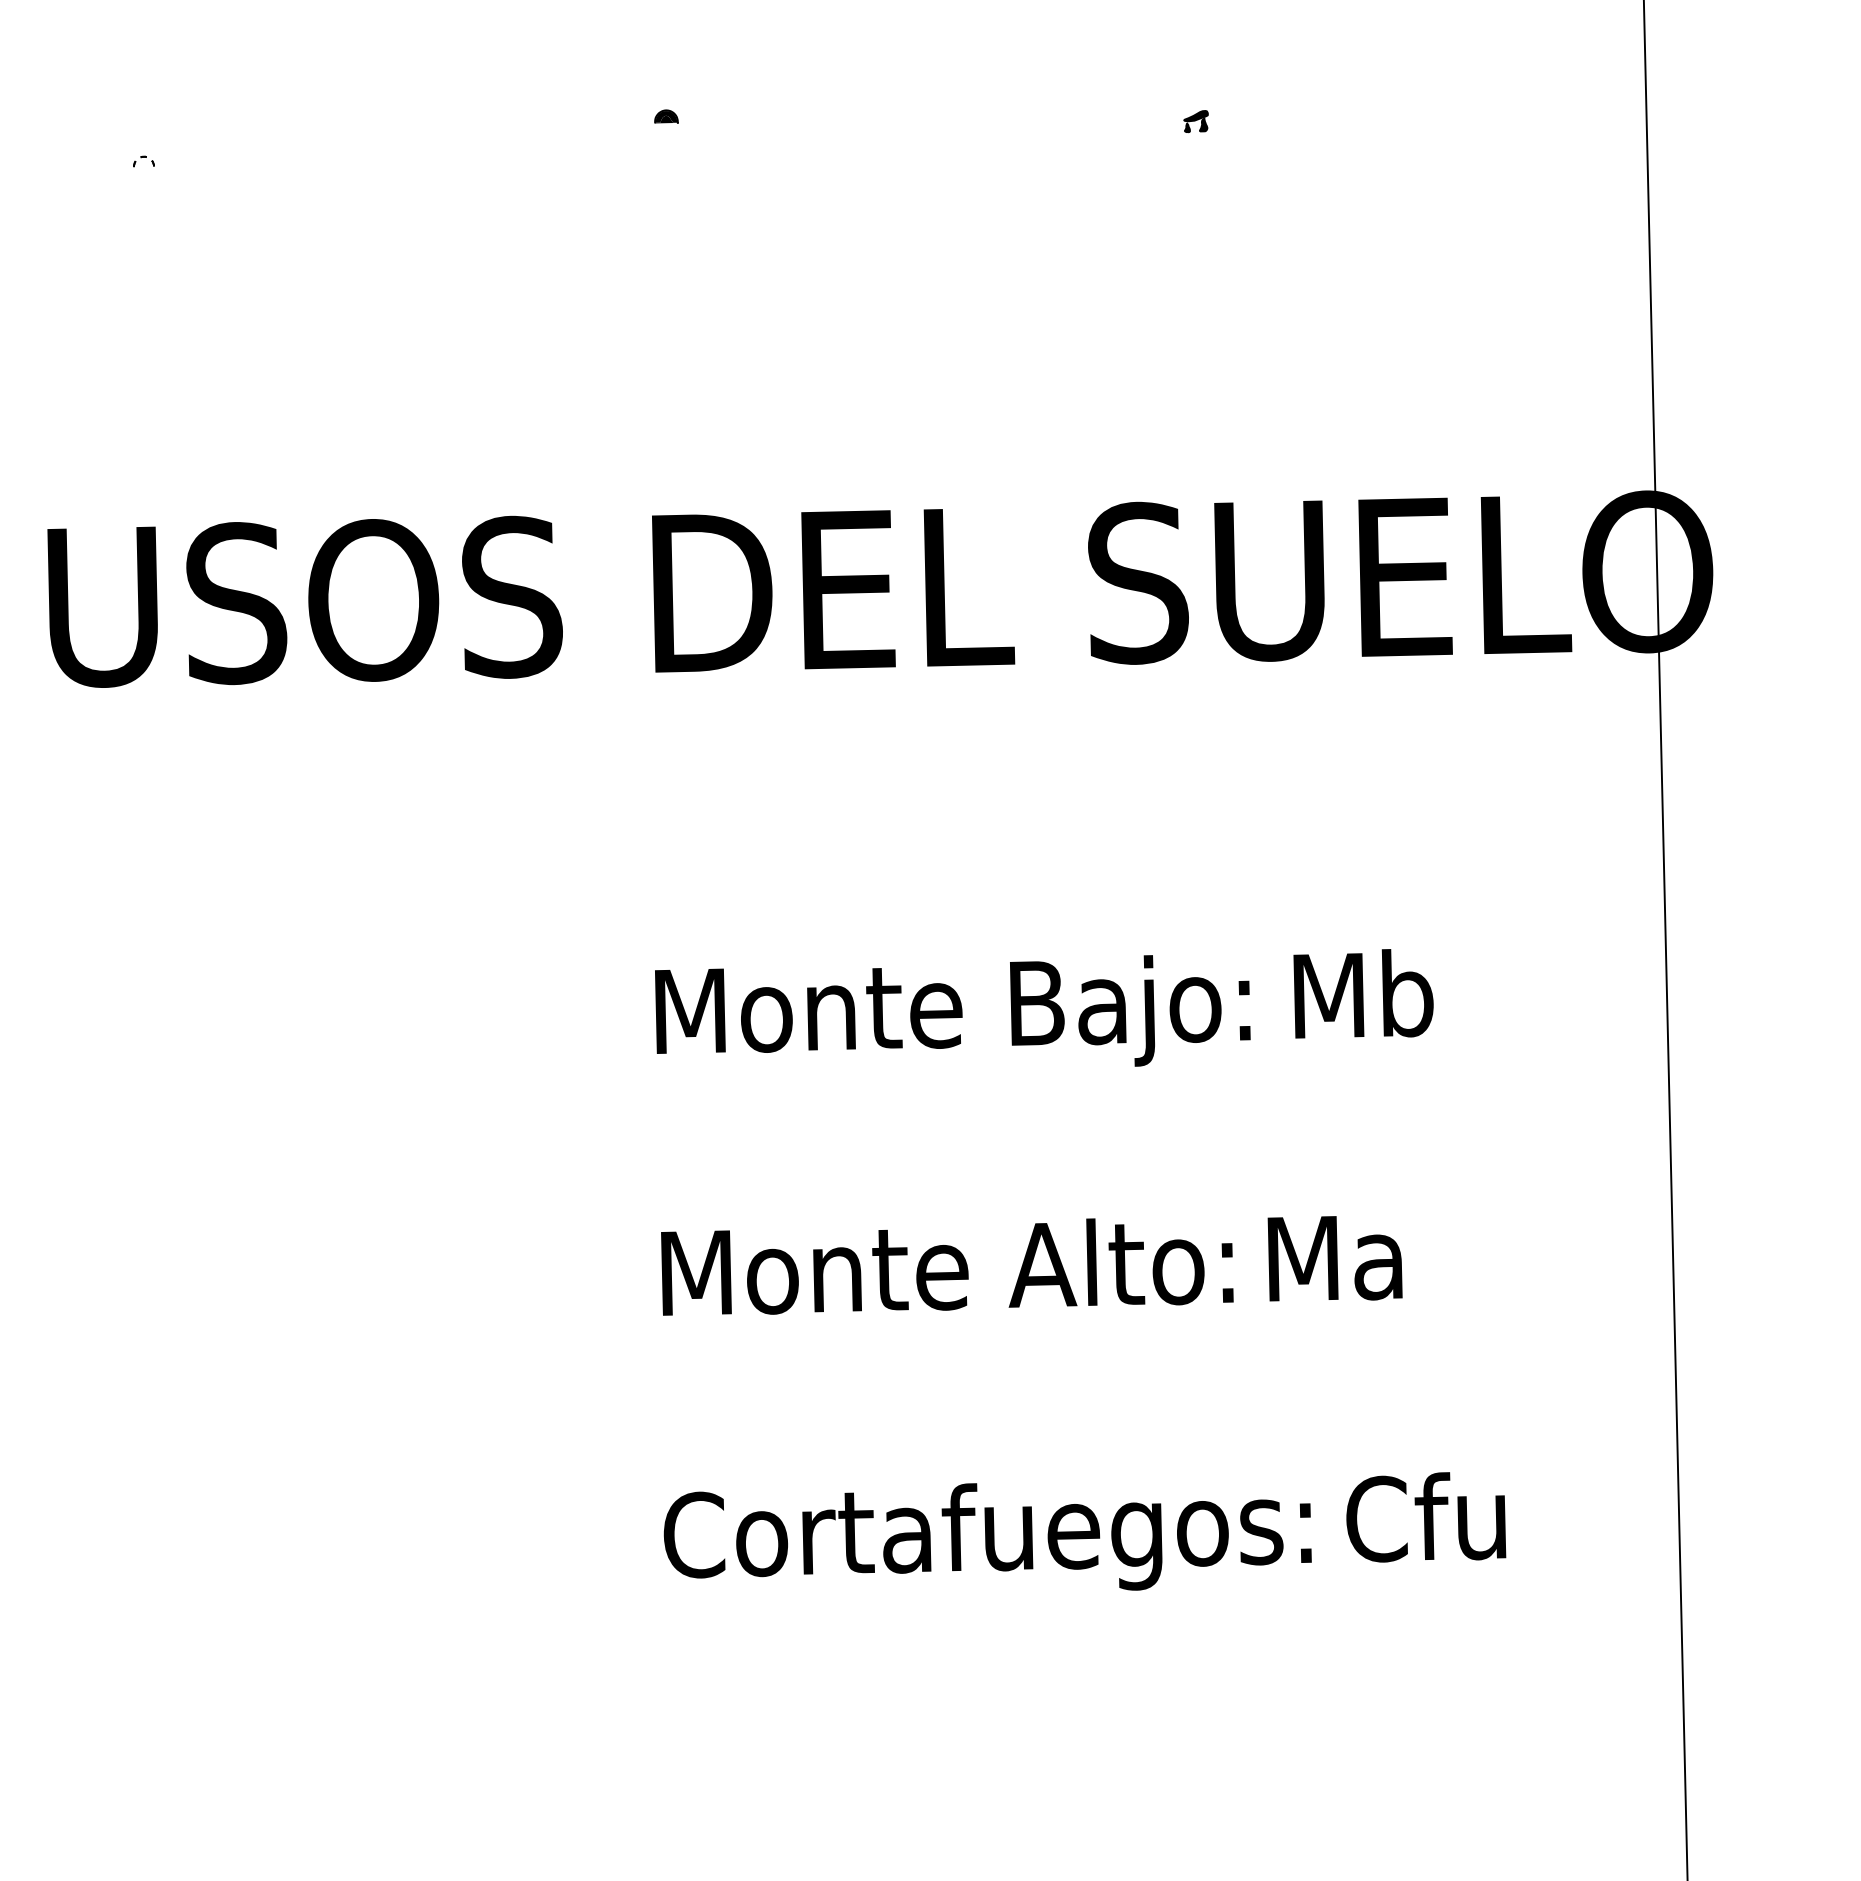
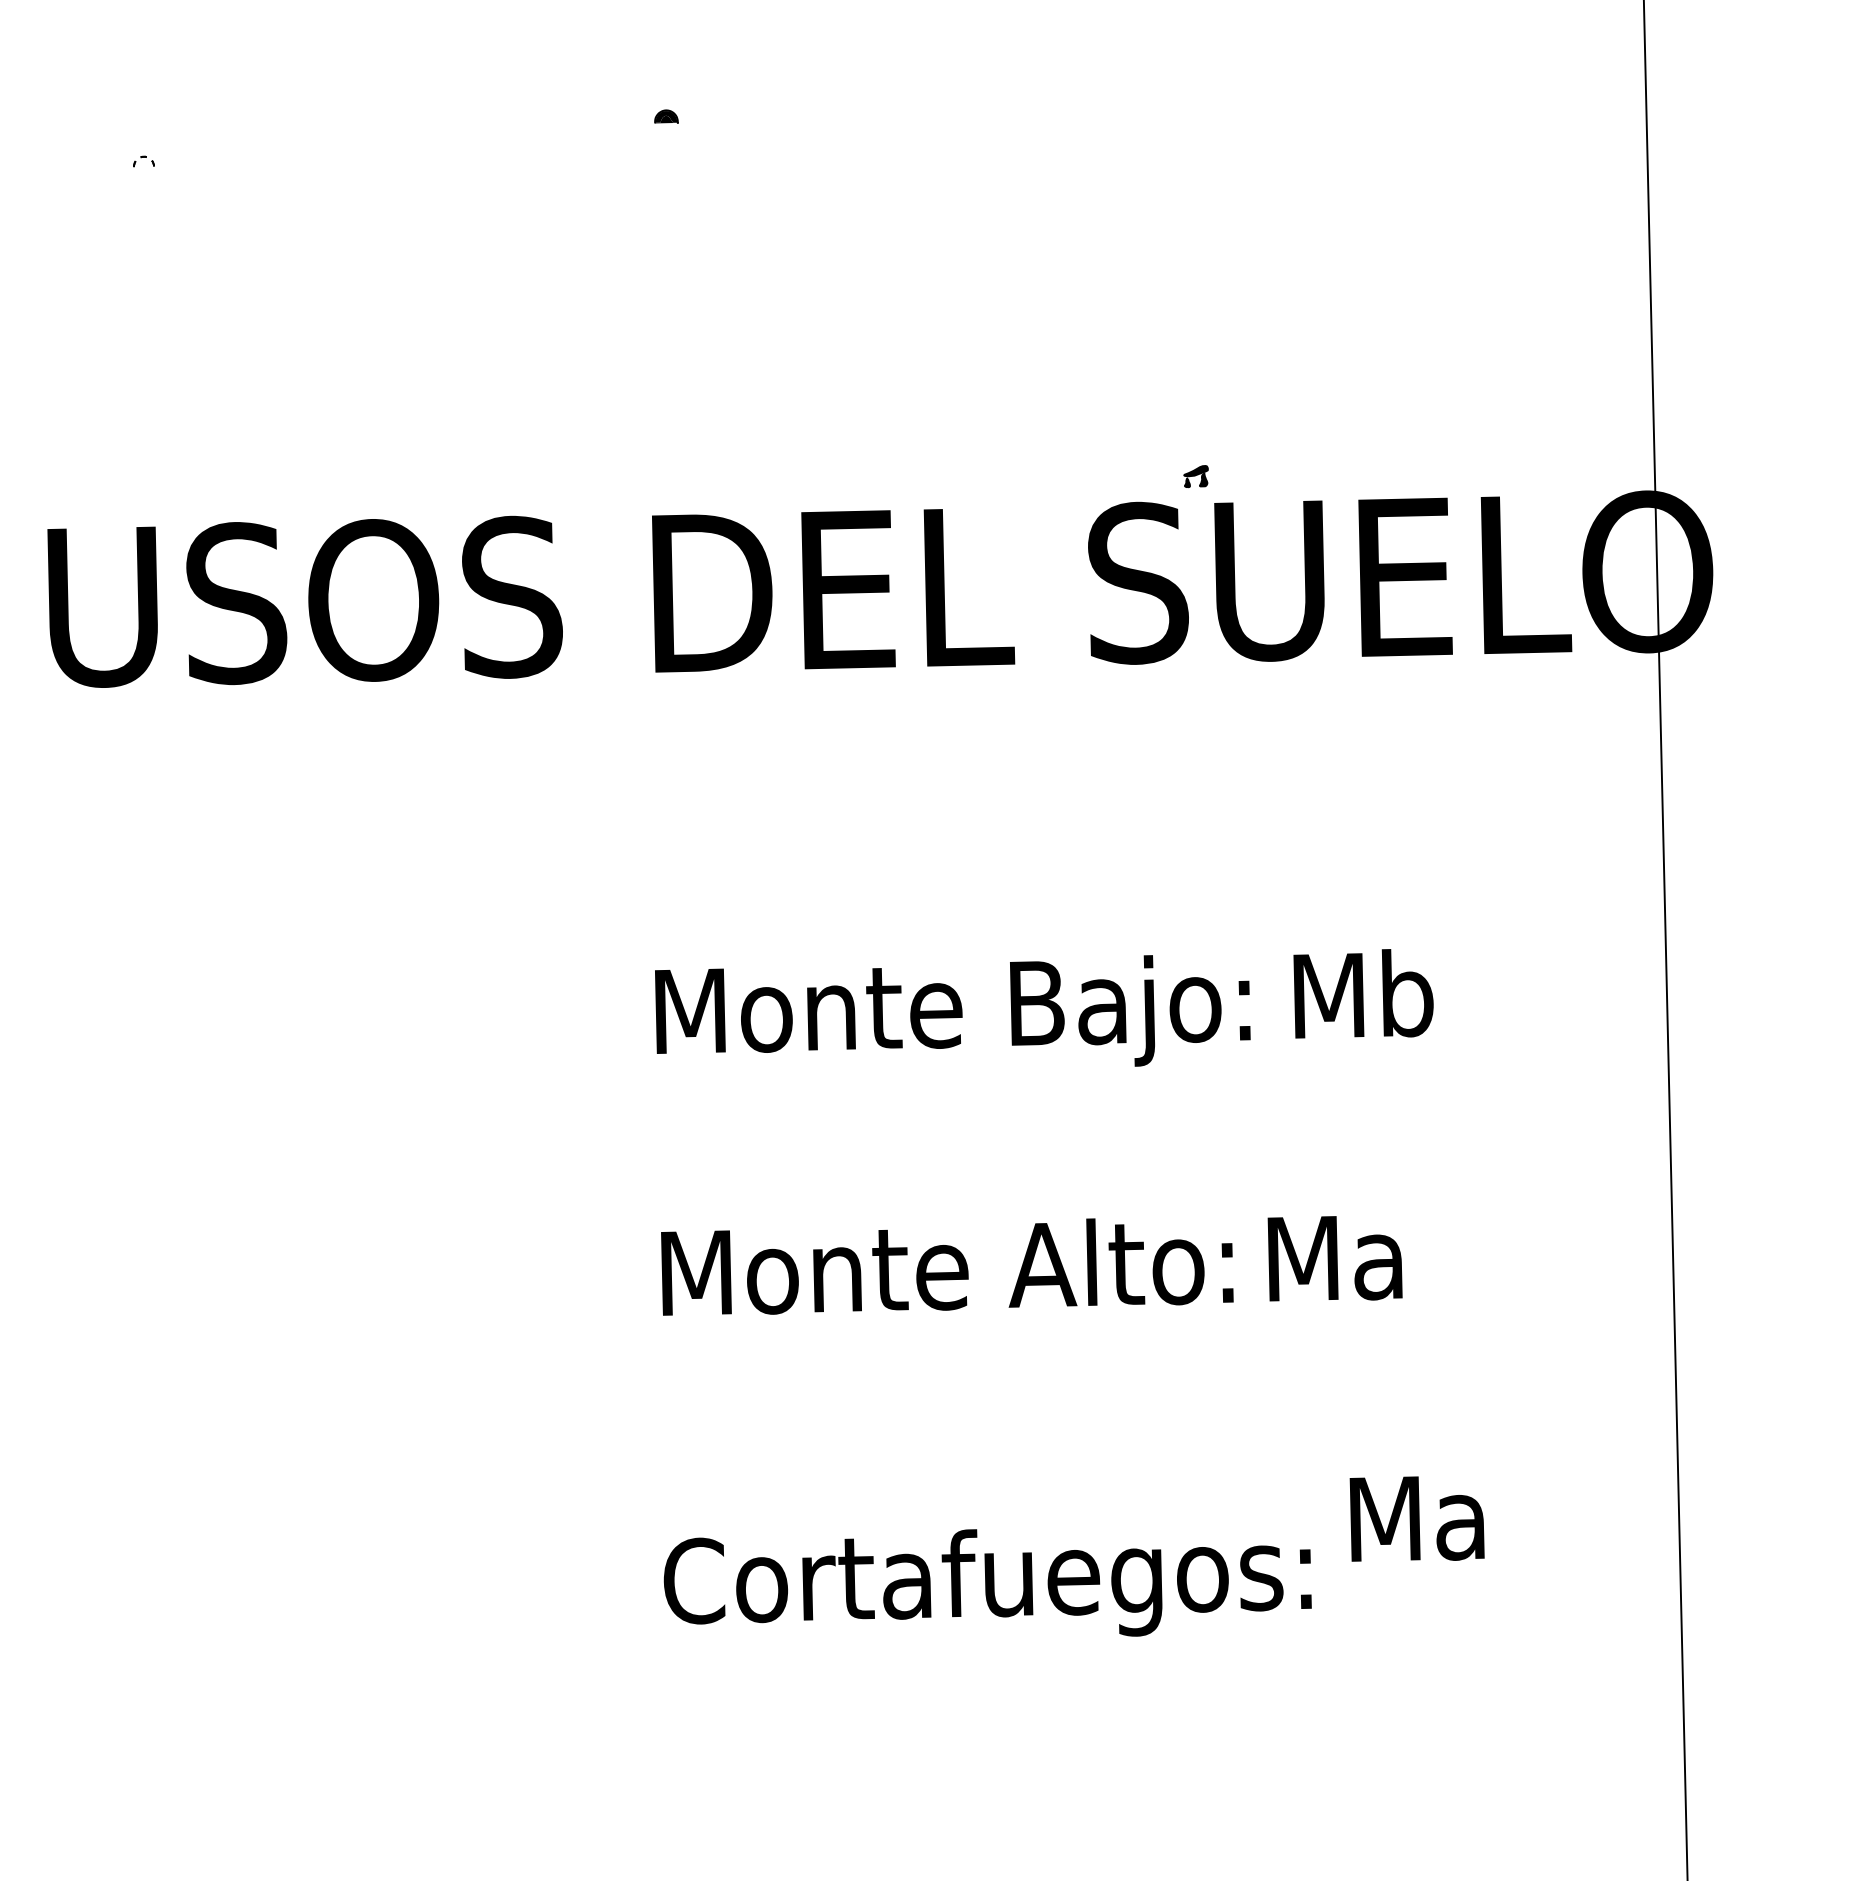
part position: (1195, 121) -> (1195, 476) (1195, 476)
text: Cfu -> Ma (1426, 1517)
text position: (987, 1536) -> (987, 1582) (987, 1582)
